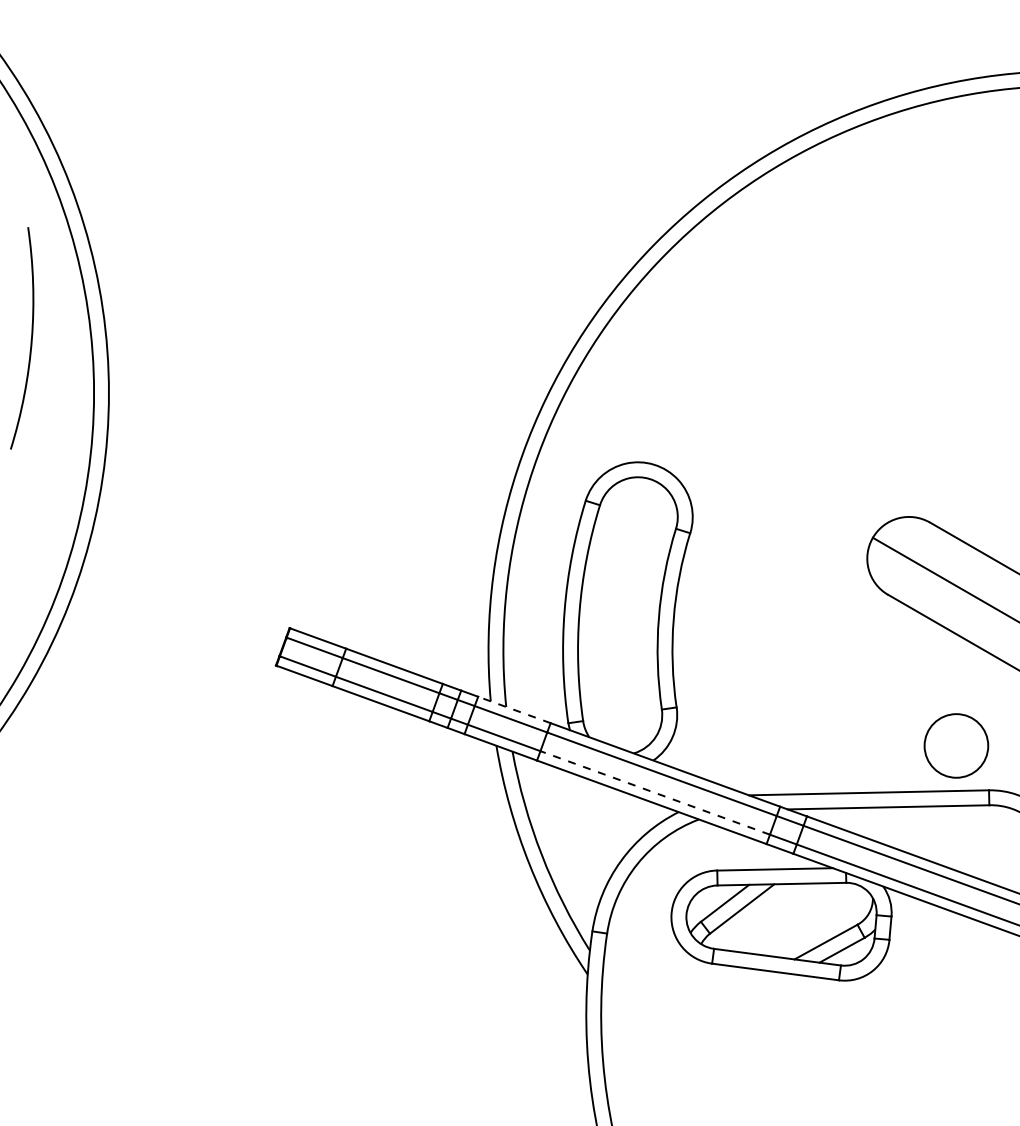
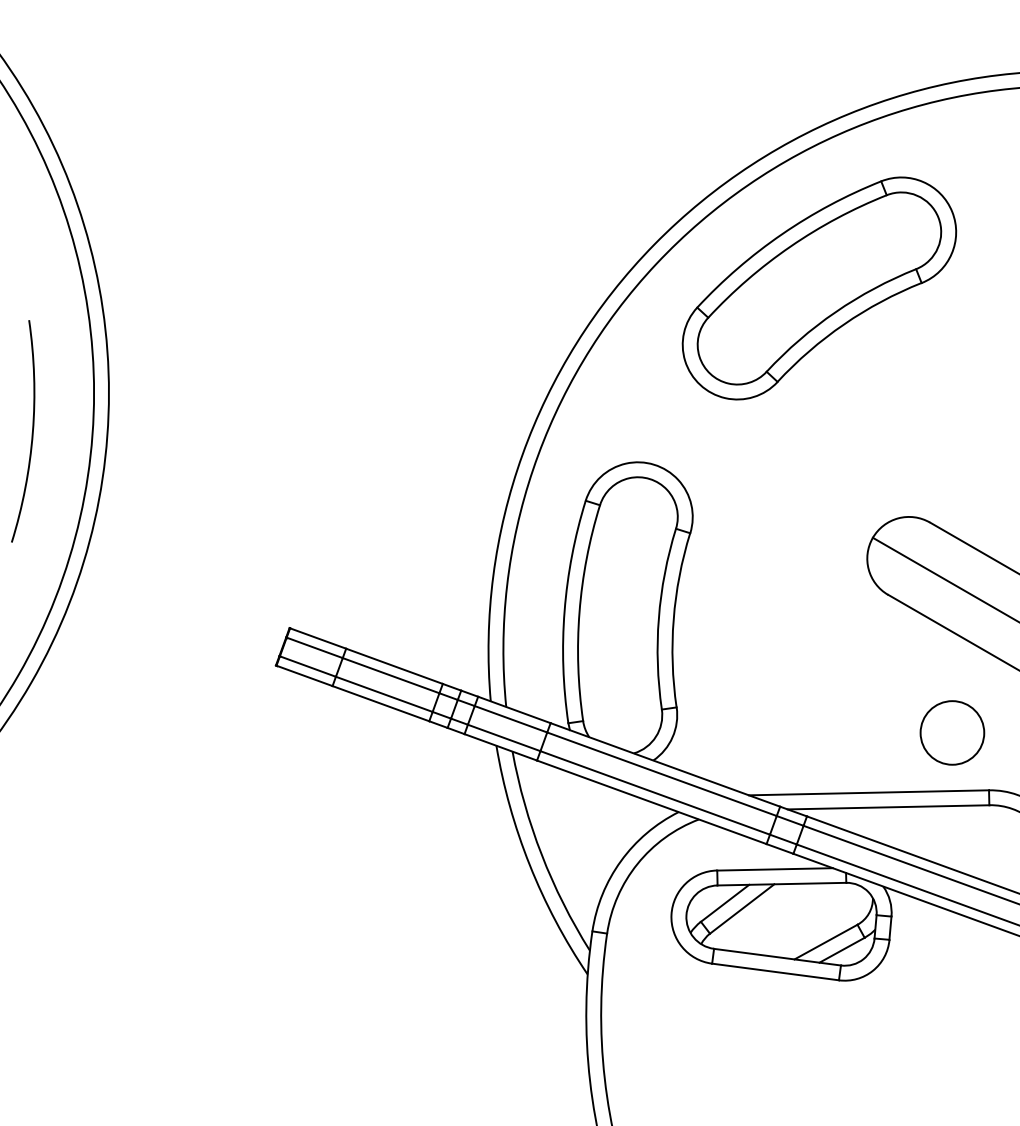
part: none -> present (819, 288)
arc position: (30, 340) -> (31, 433) (31, 433)
line: dashed -> solid (514, 709)
circle position: (956, 745) -> (952, 732) (952, 732)
line: dashed -> solid (654, 792)
